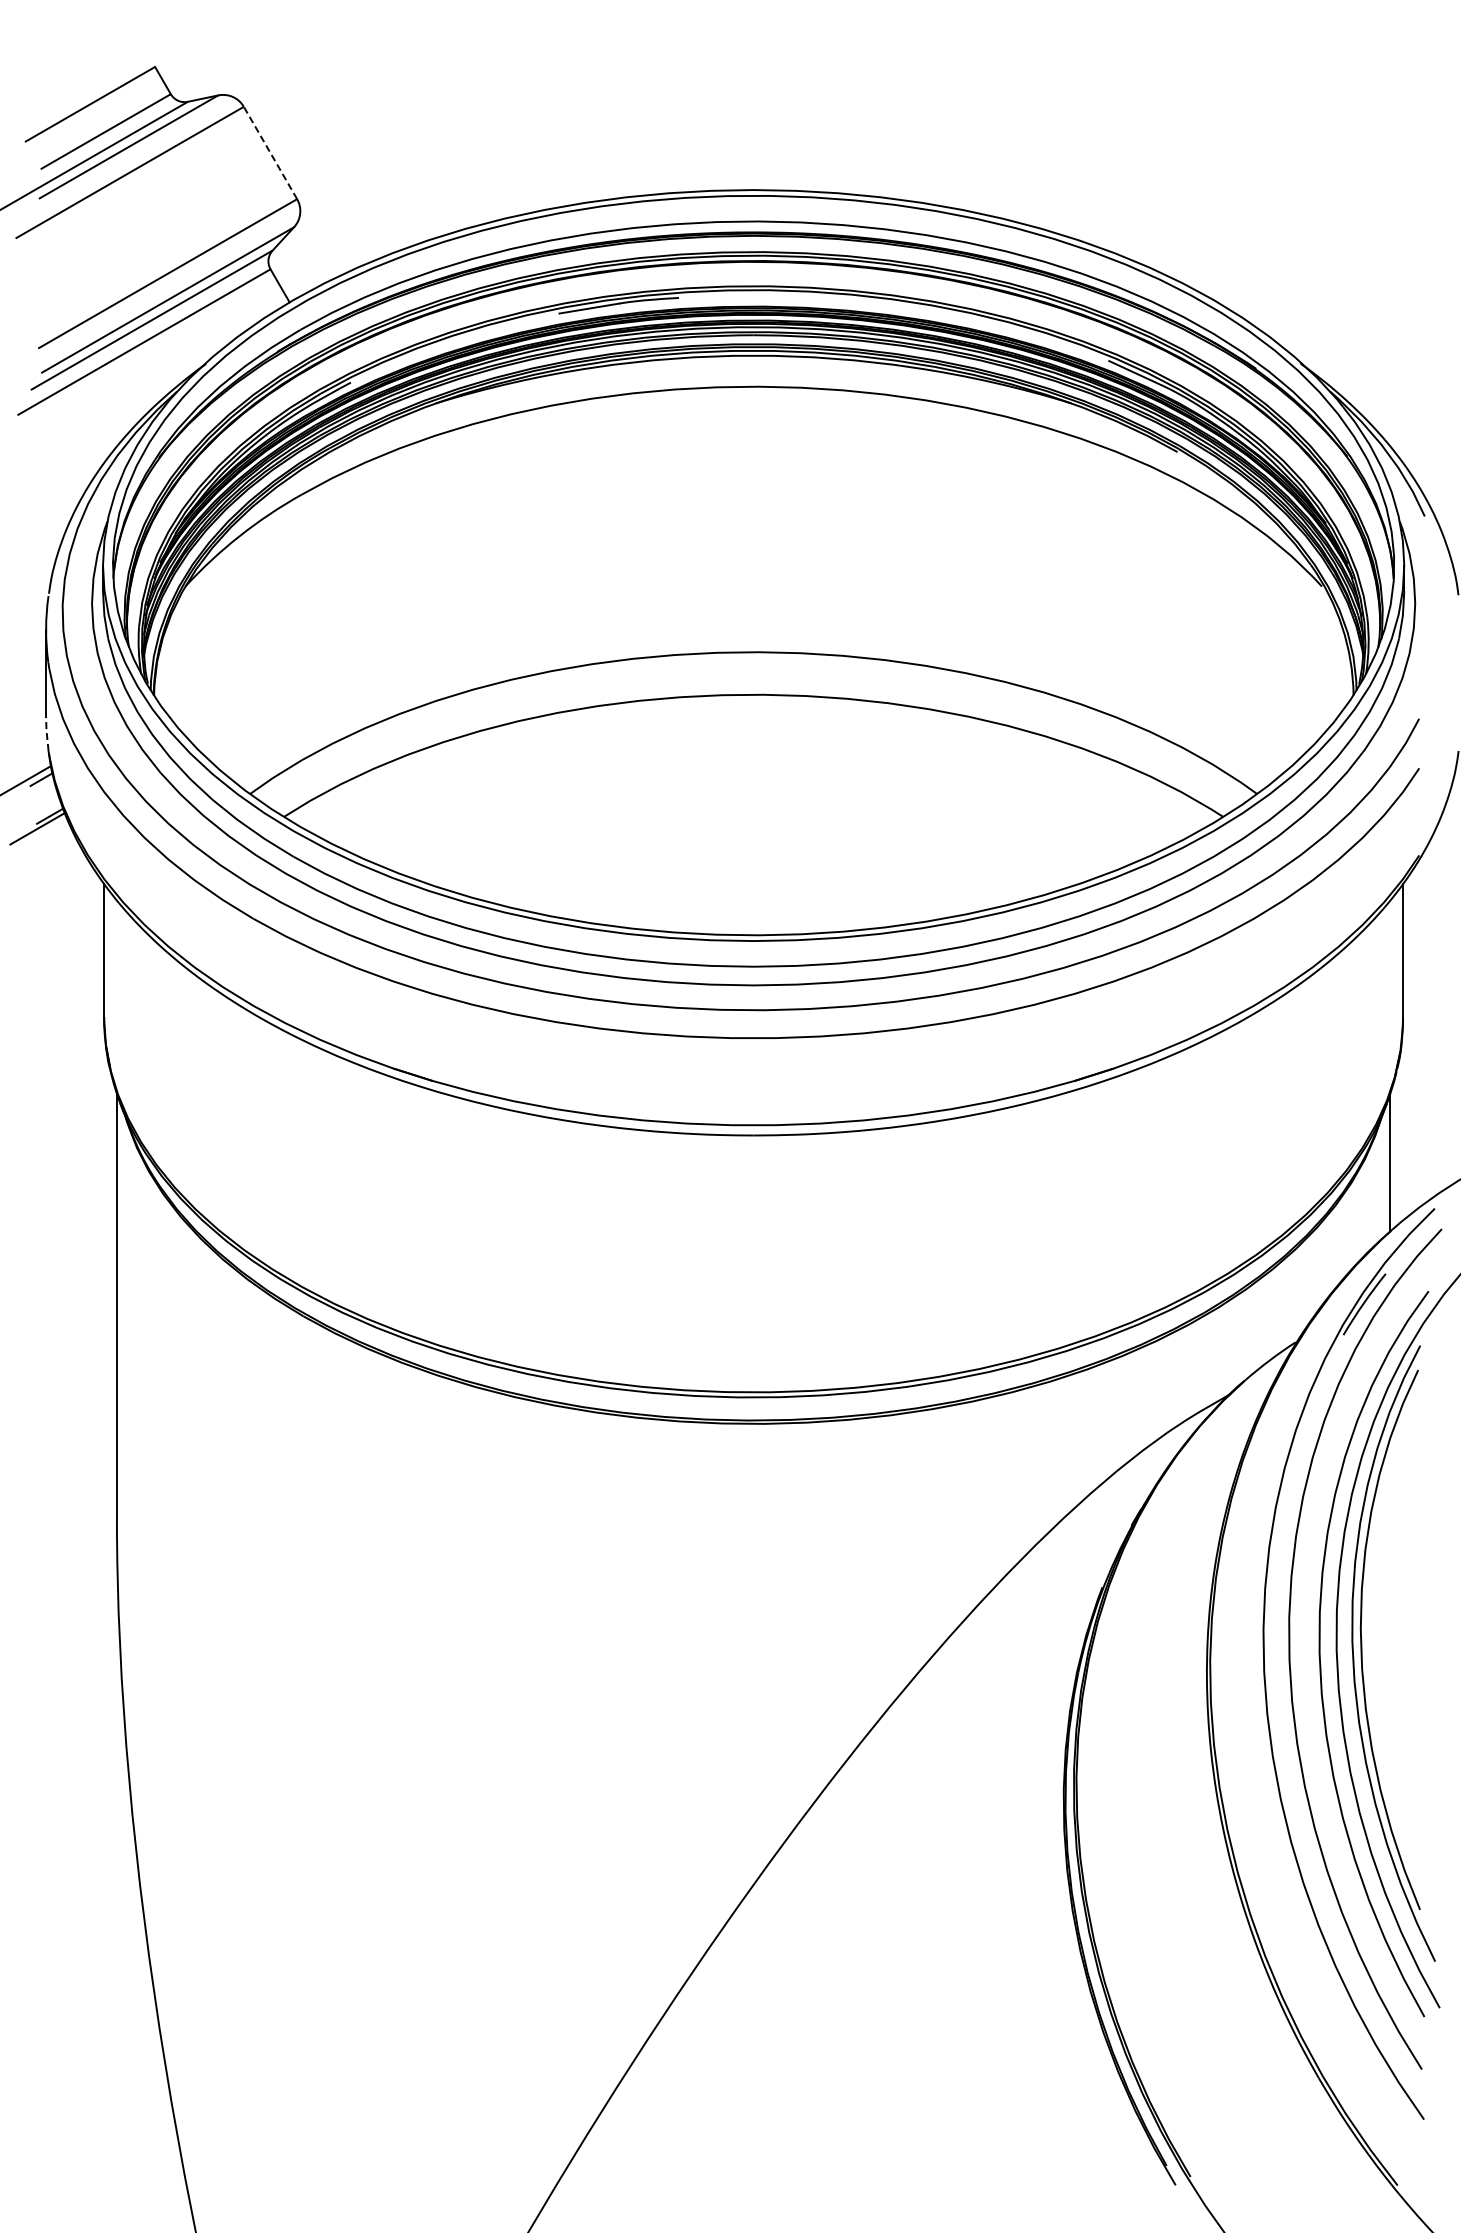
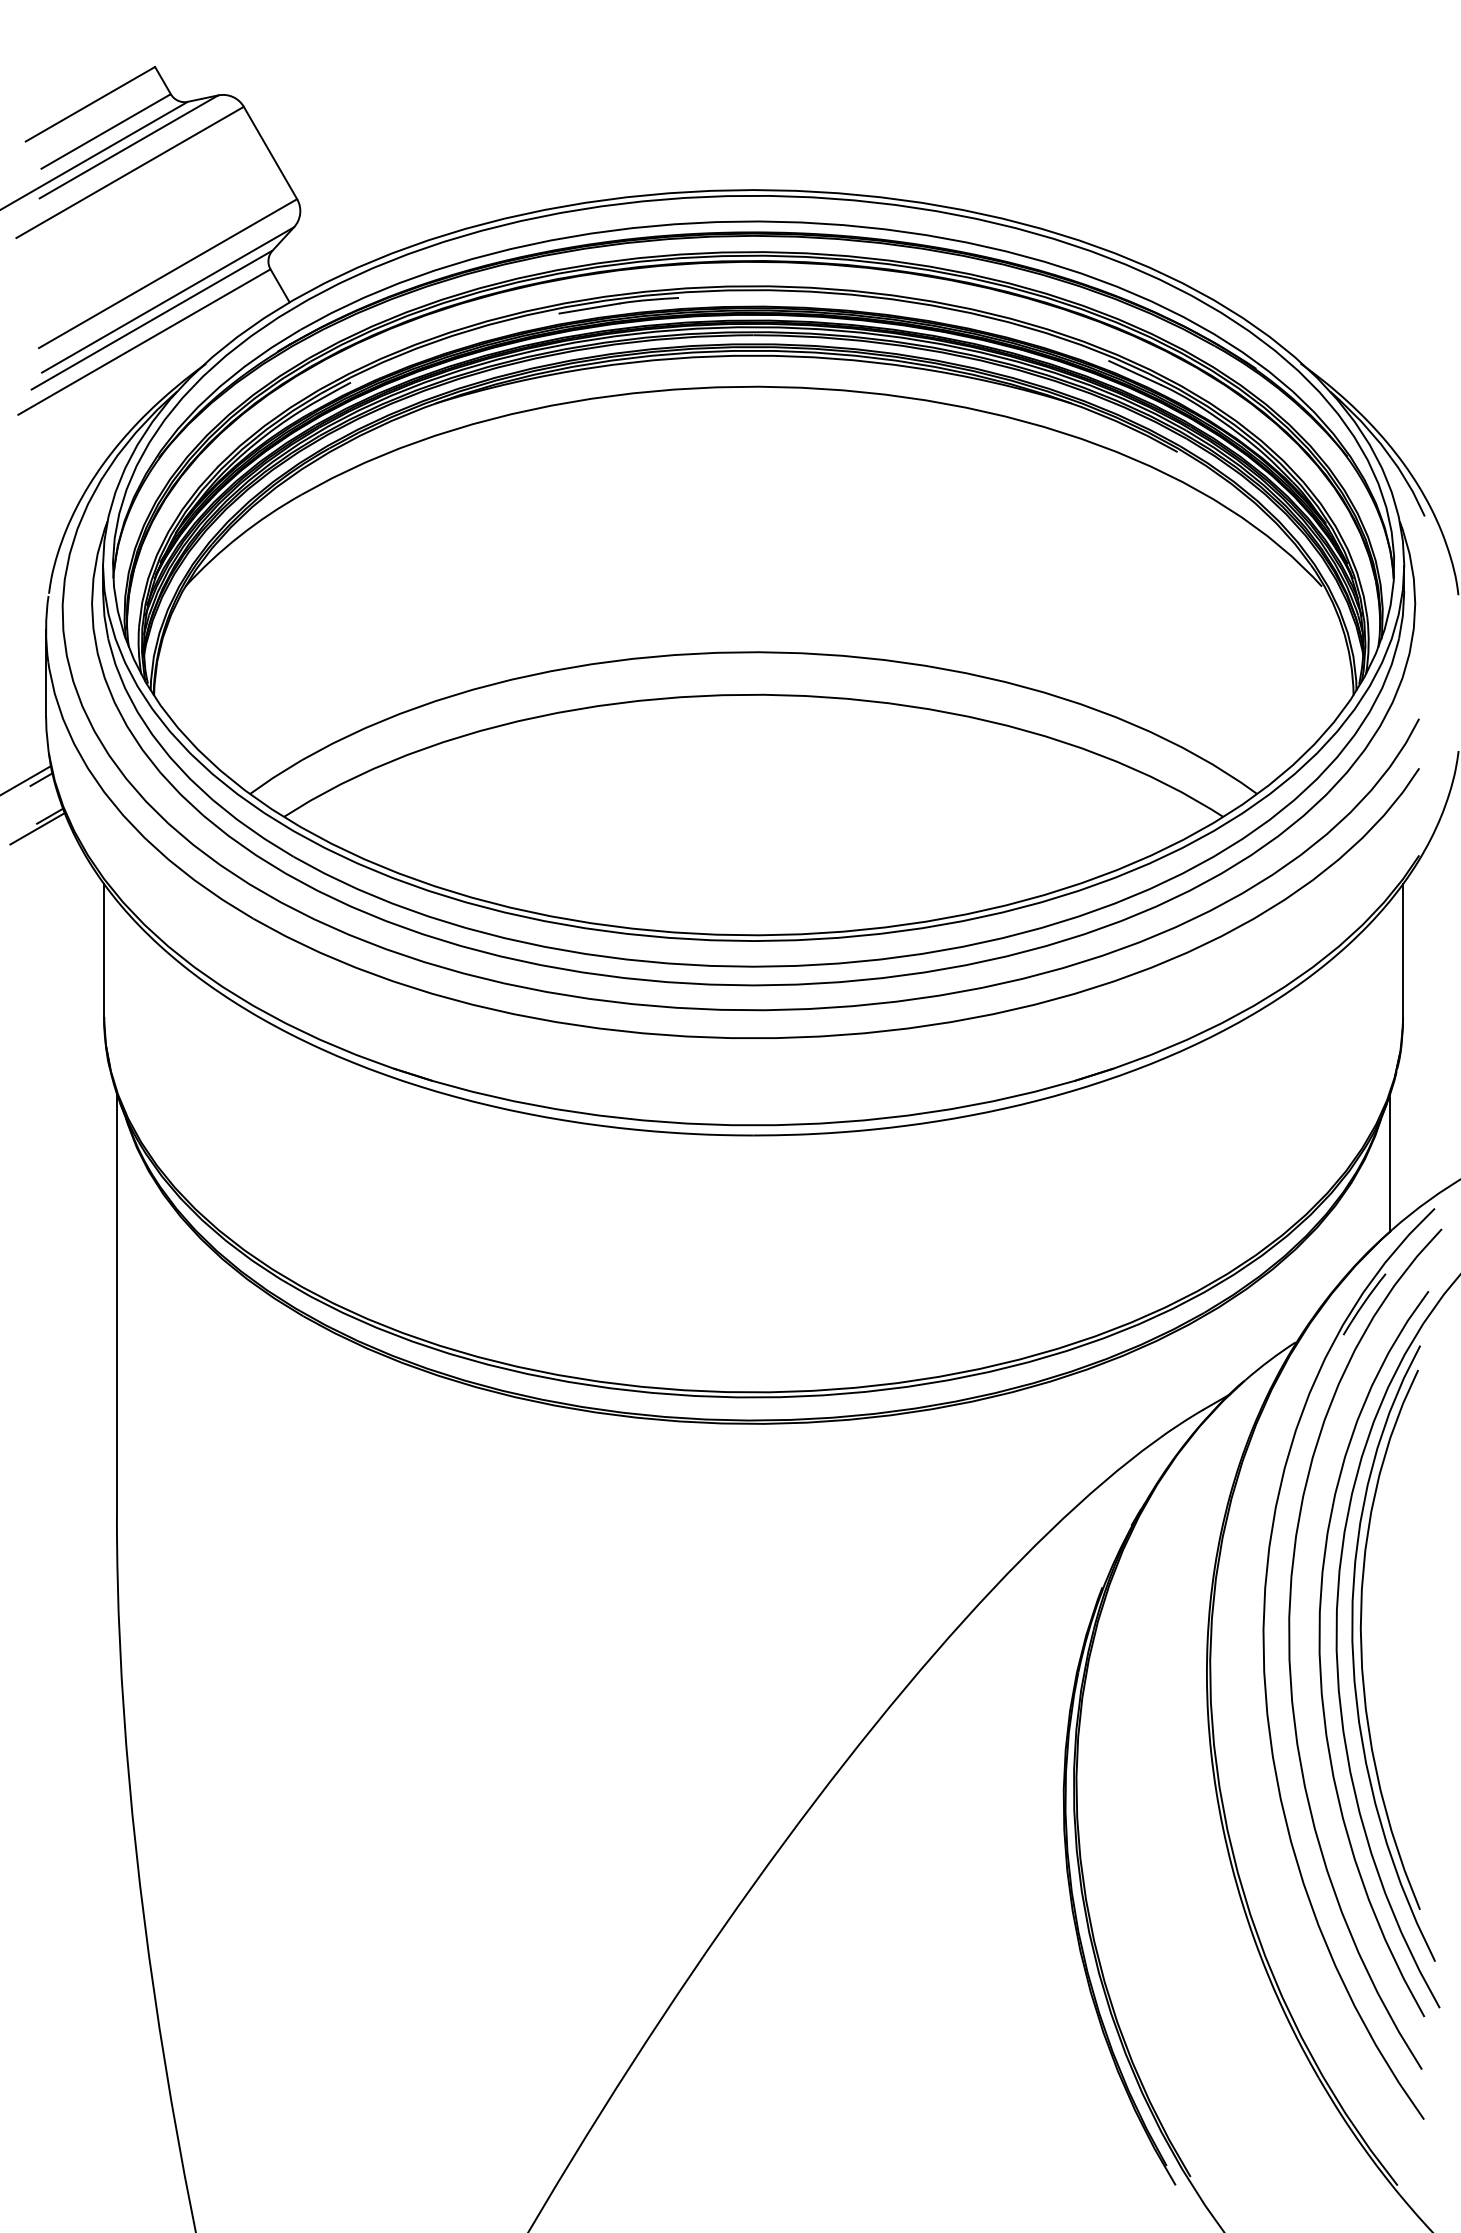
line: dashed -> solid (270, 152)
line: dashed -> solid (46, 733)
